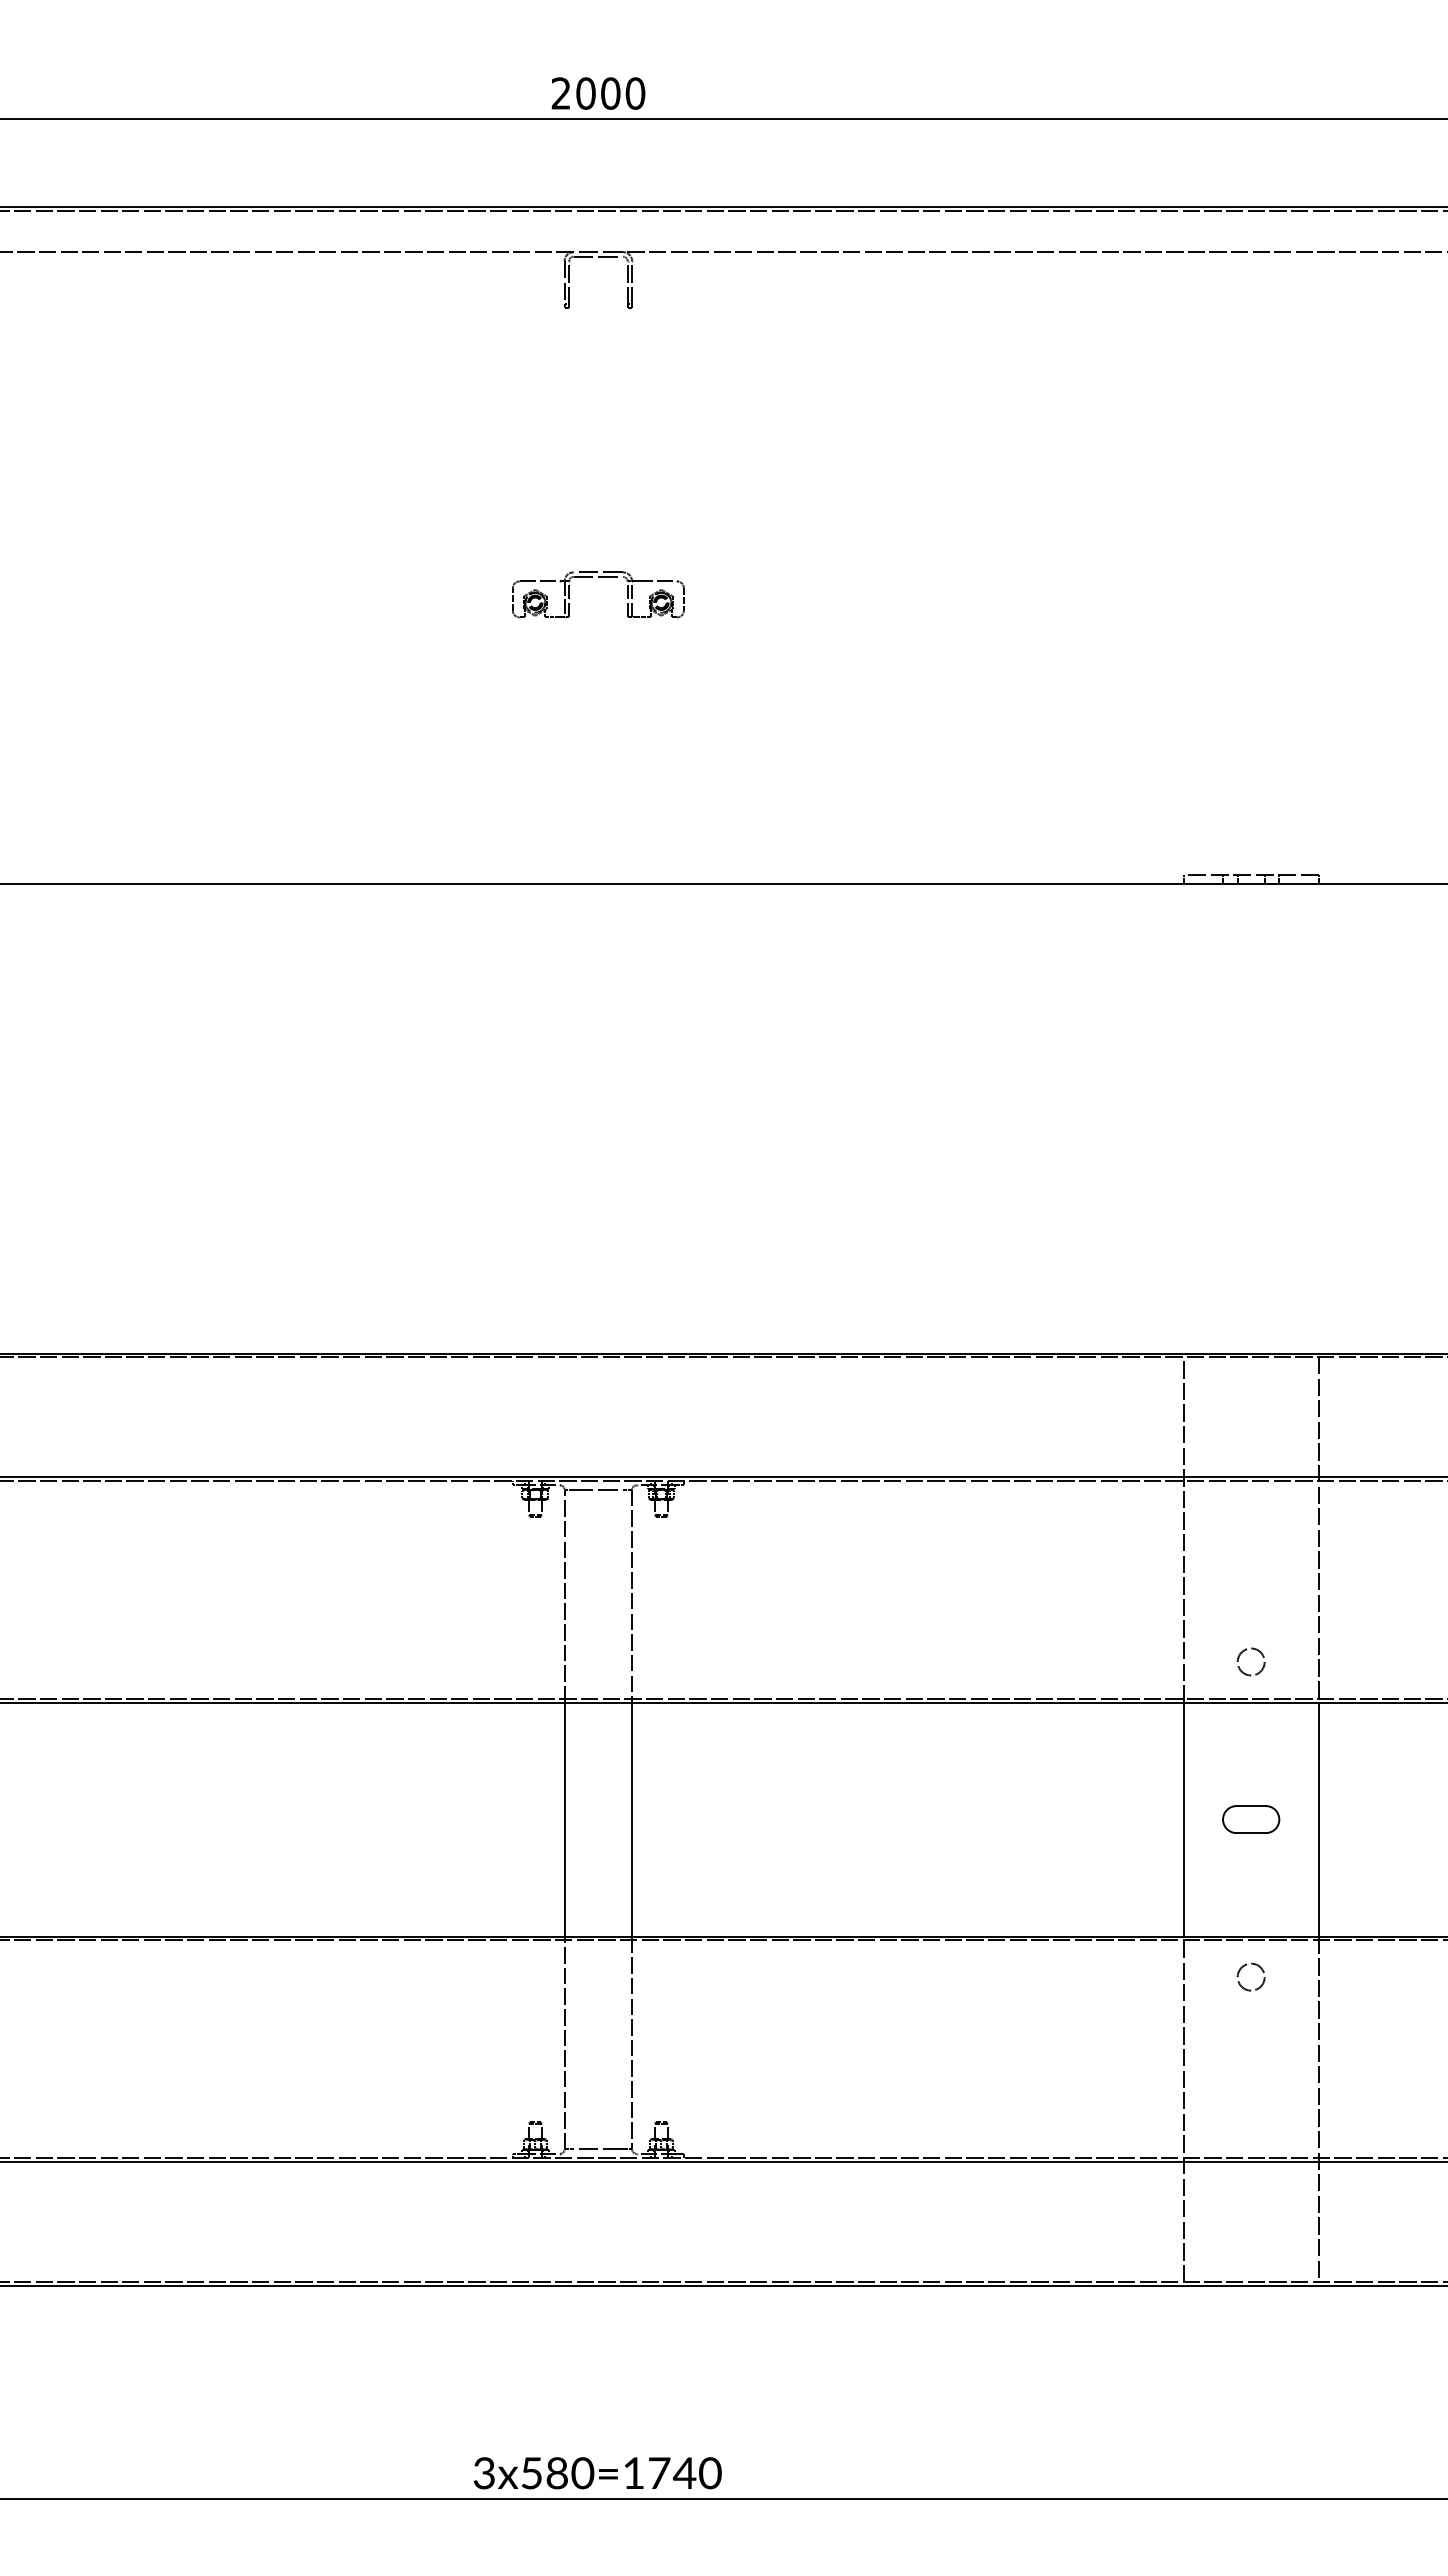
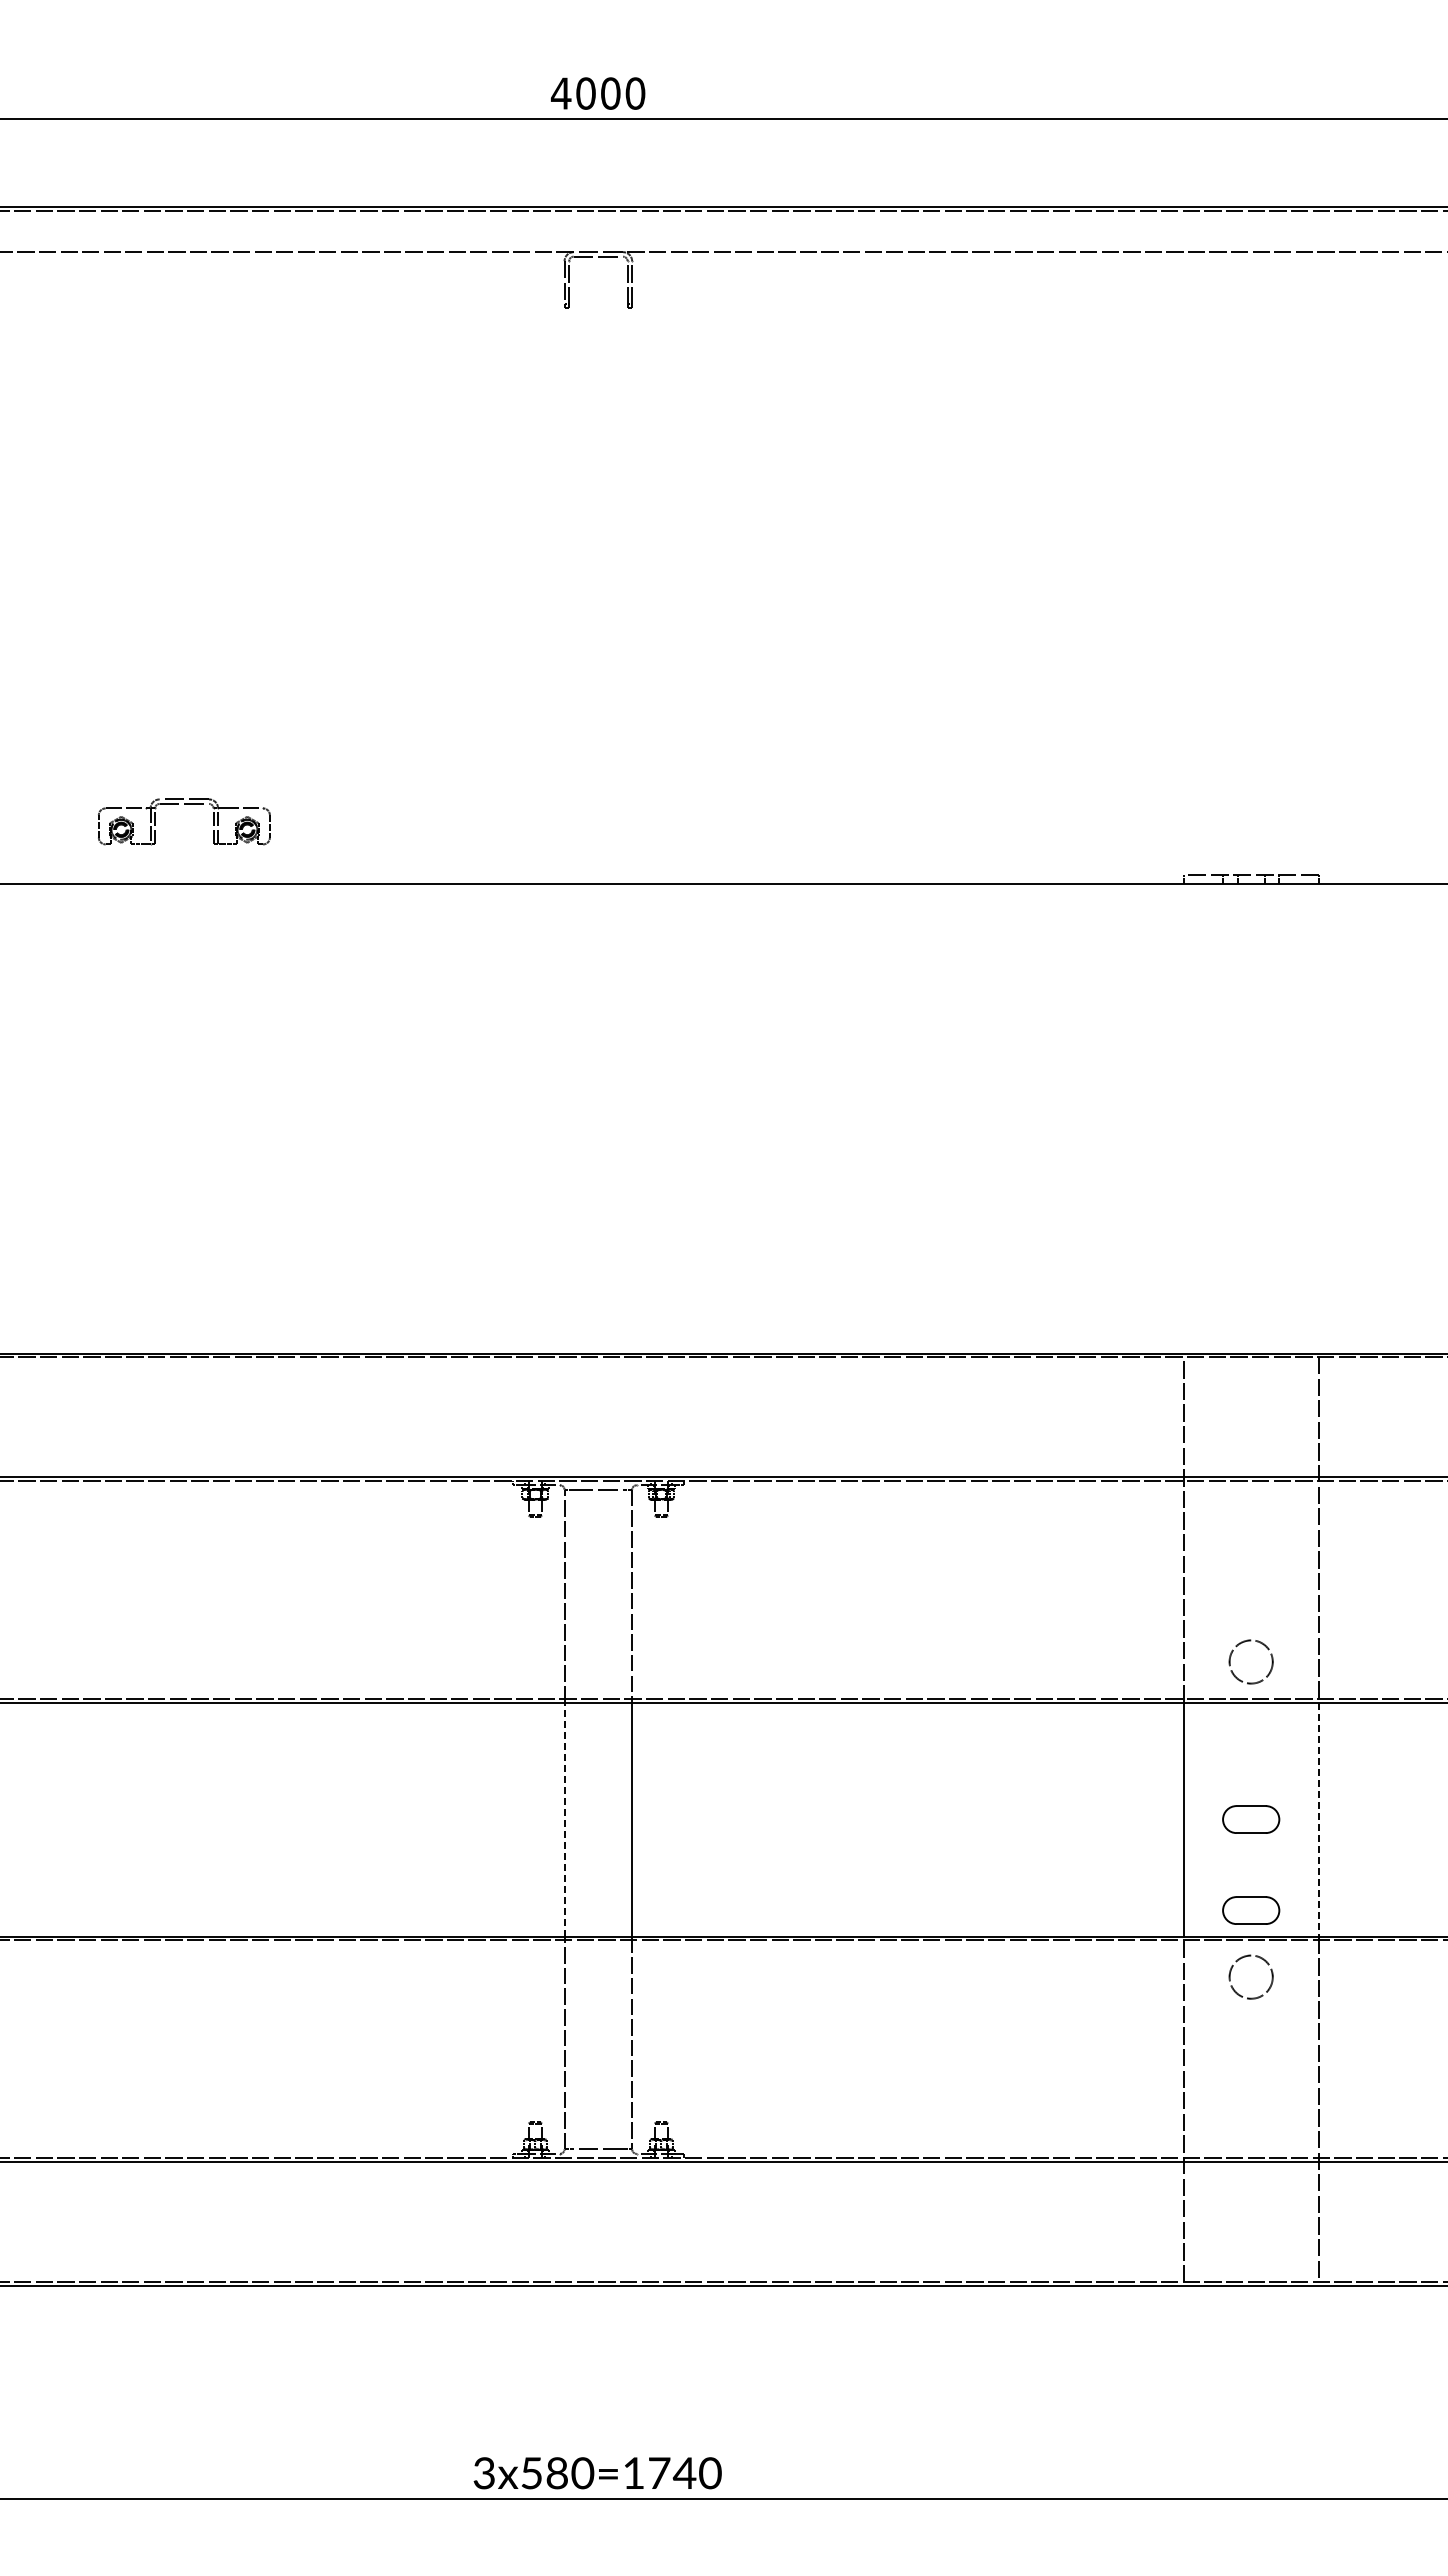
text: 2000 -> 4000 (560, 93)
part position: (598, 577) -> (184, 804) (184, 804)
circle diameter: 27 px -> 43 px (1250, 1661)
line: solid -> dashed (564, 1819)
line: solid -> dashed (1318, 1820)
part: none -> present (1251, 1910)
circle diameter: 27 px -> 43 px (1250, 1976)
